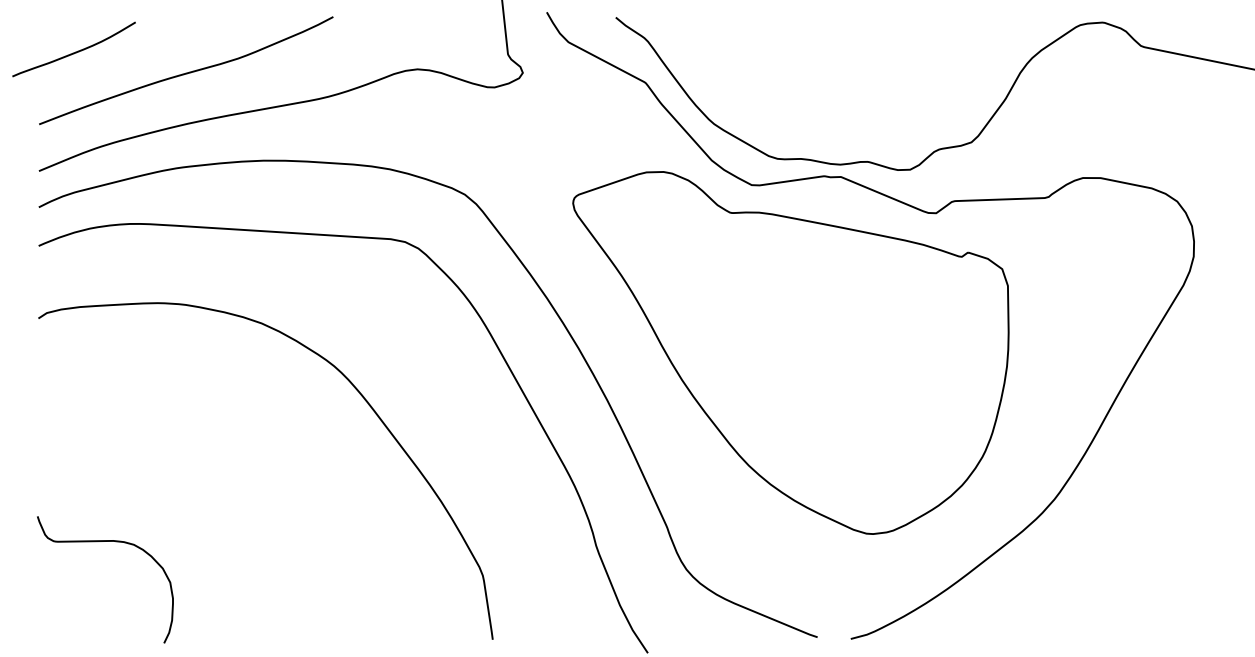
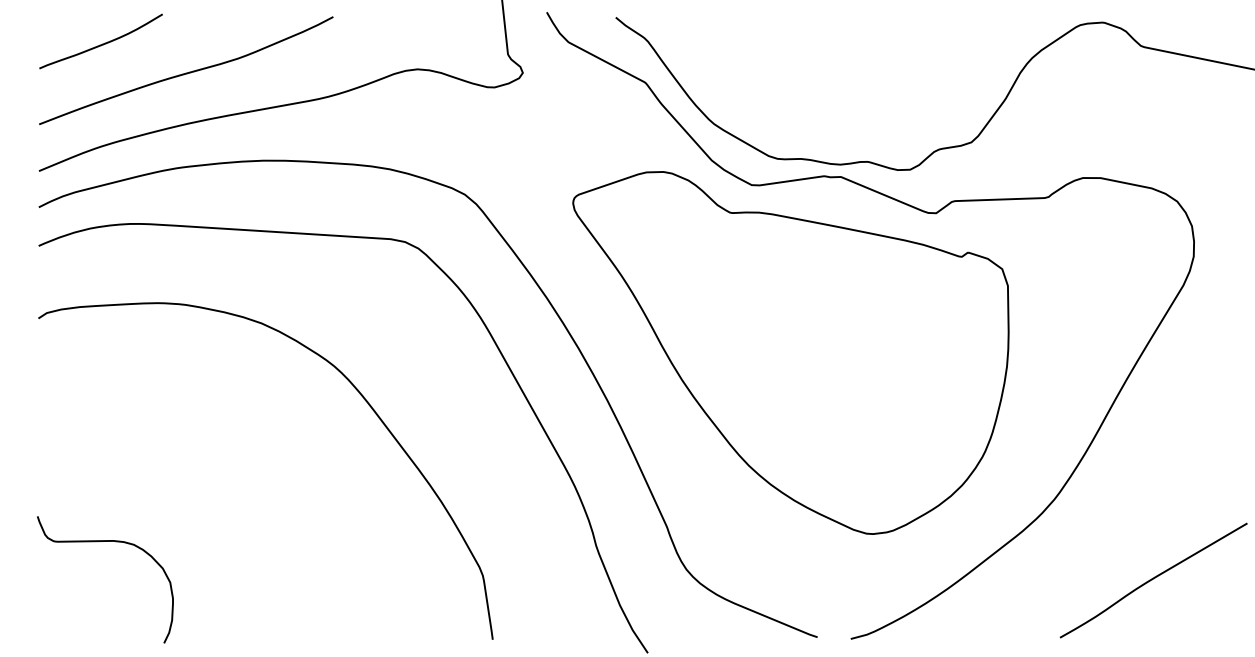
curve position: (75, 51) -> (102, 43) (102, 43)
curve: none -> present (1153, 579)
